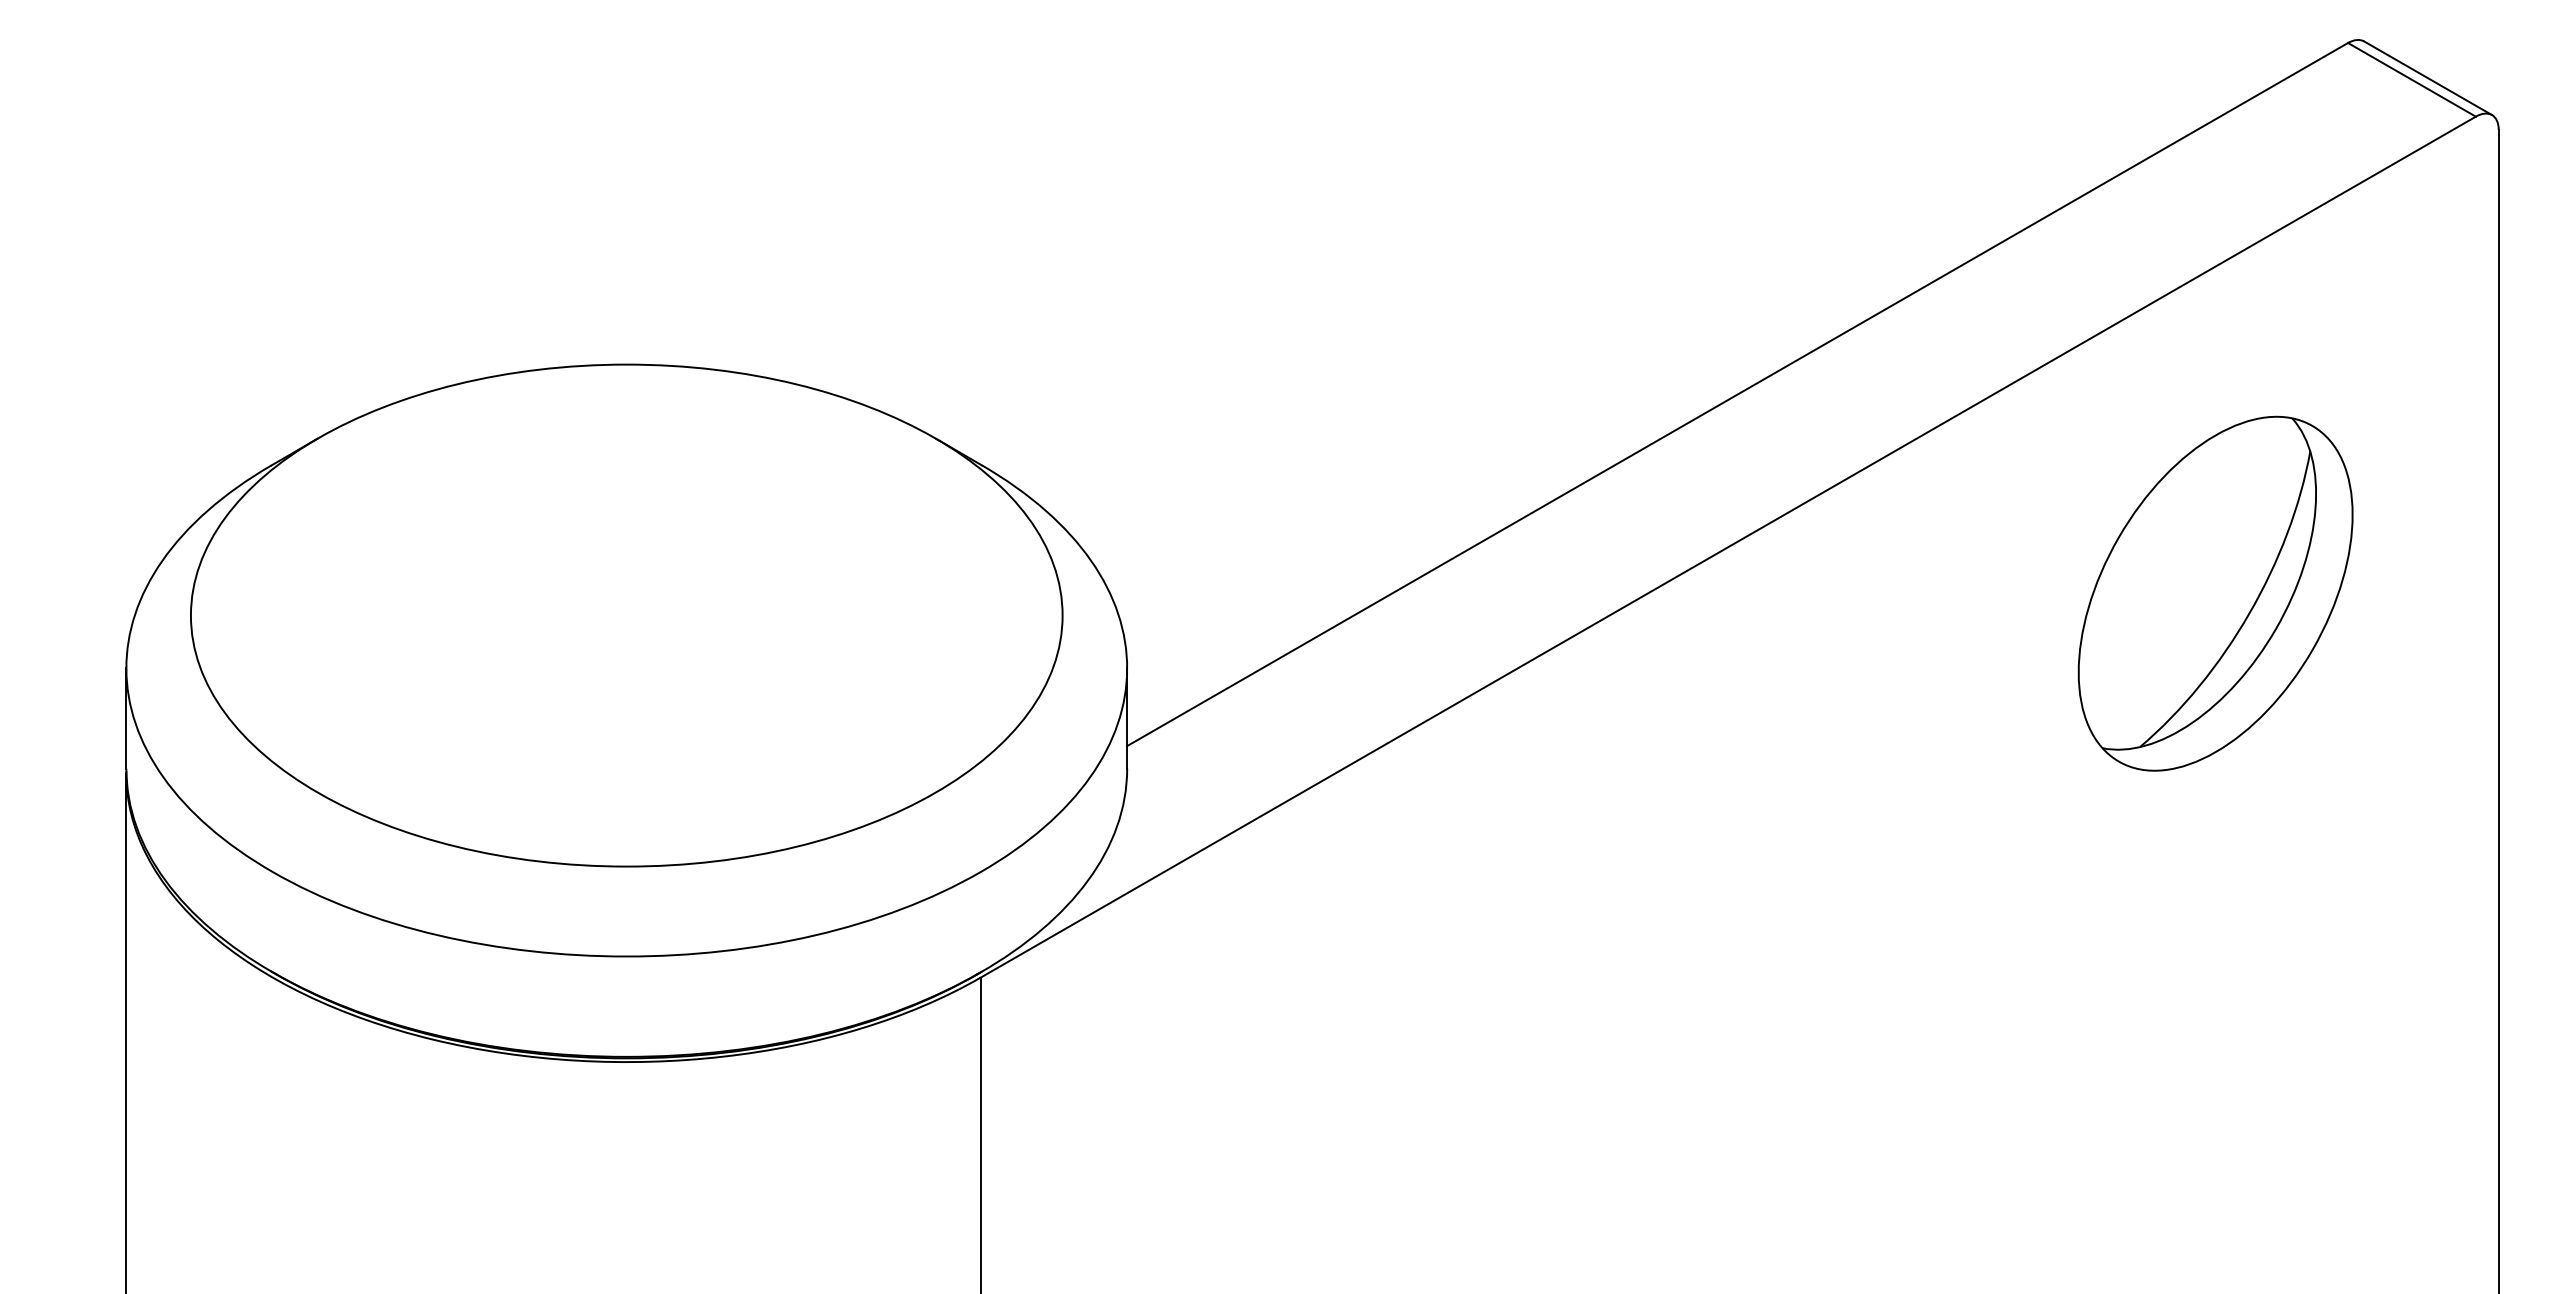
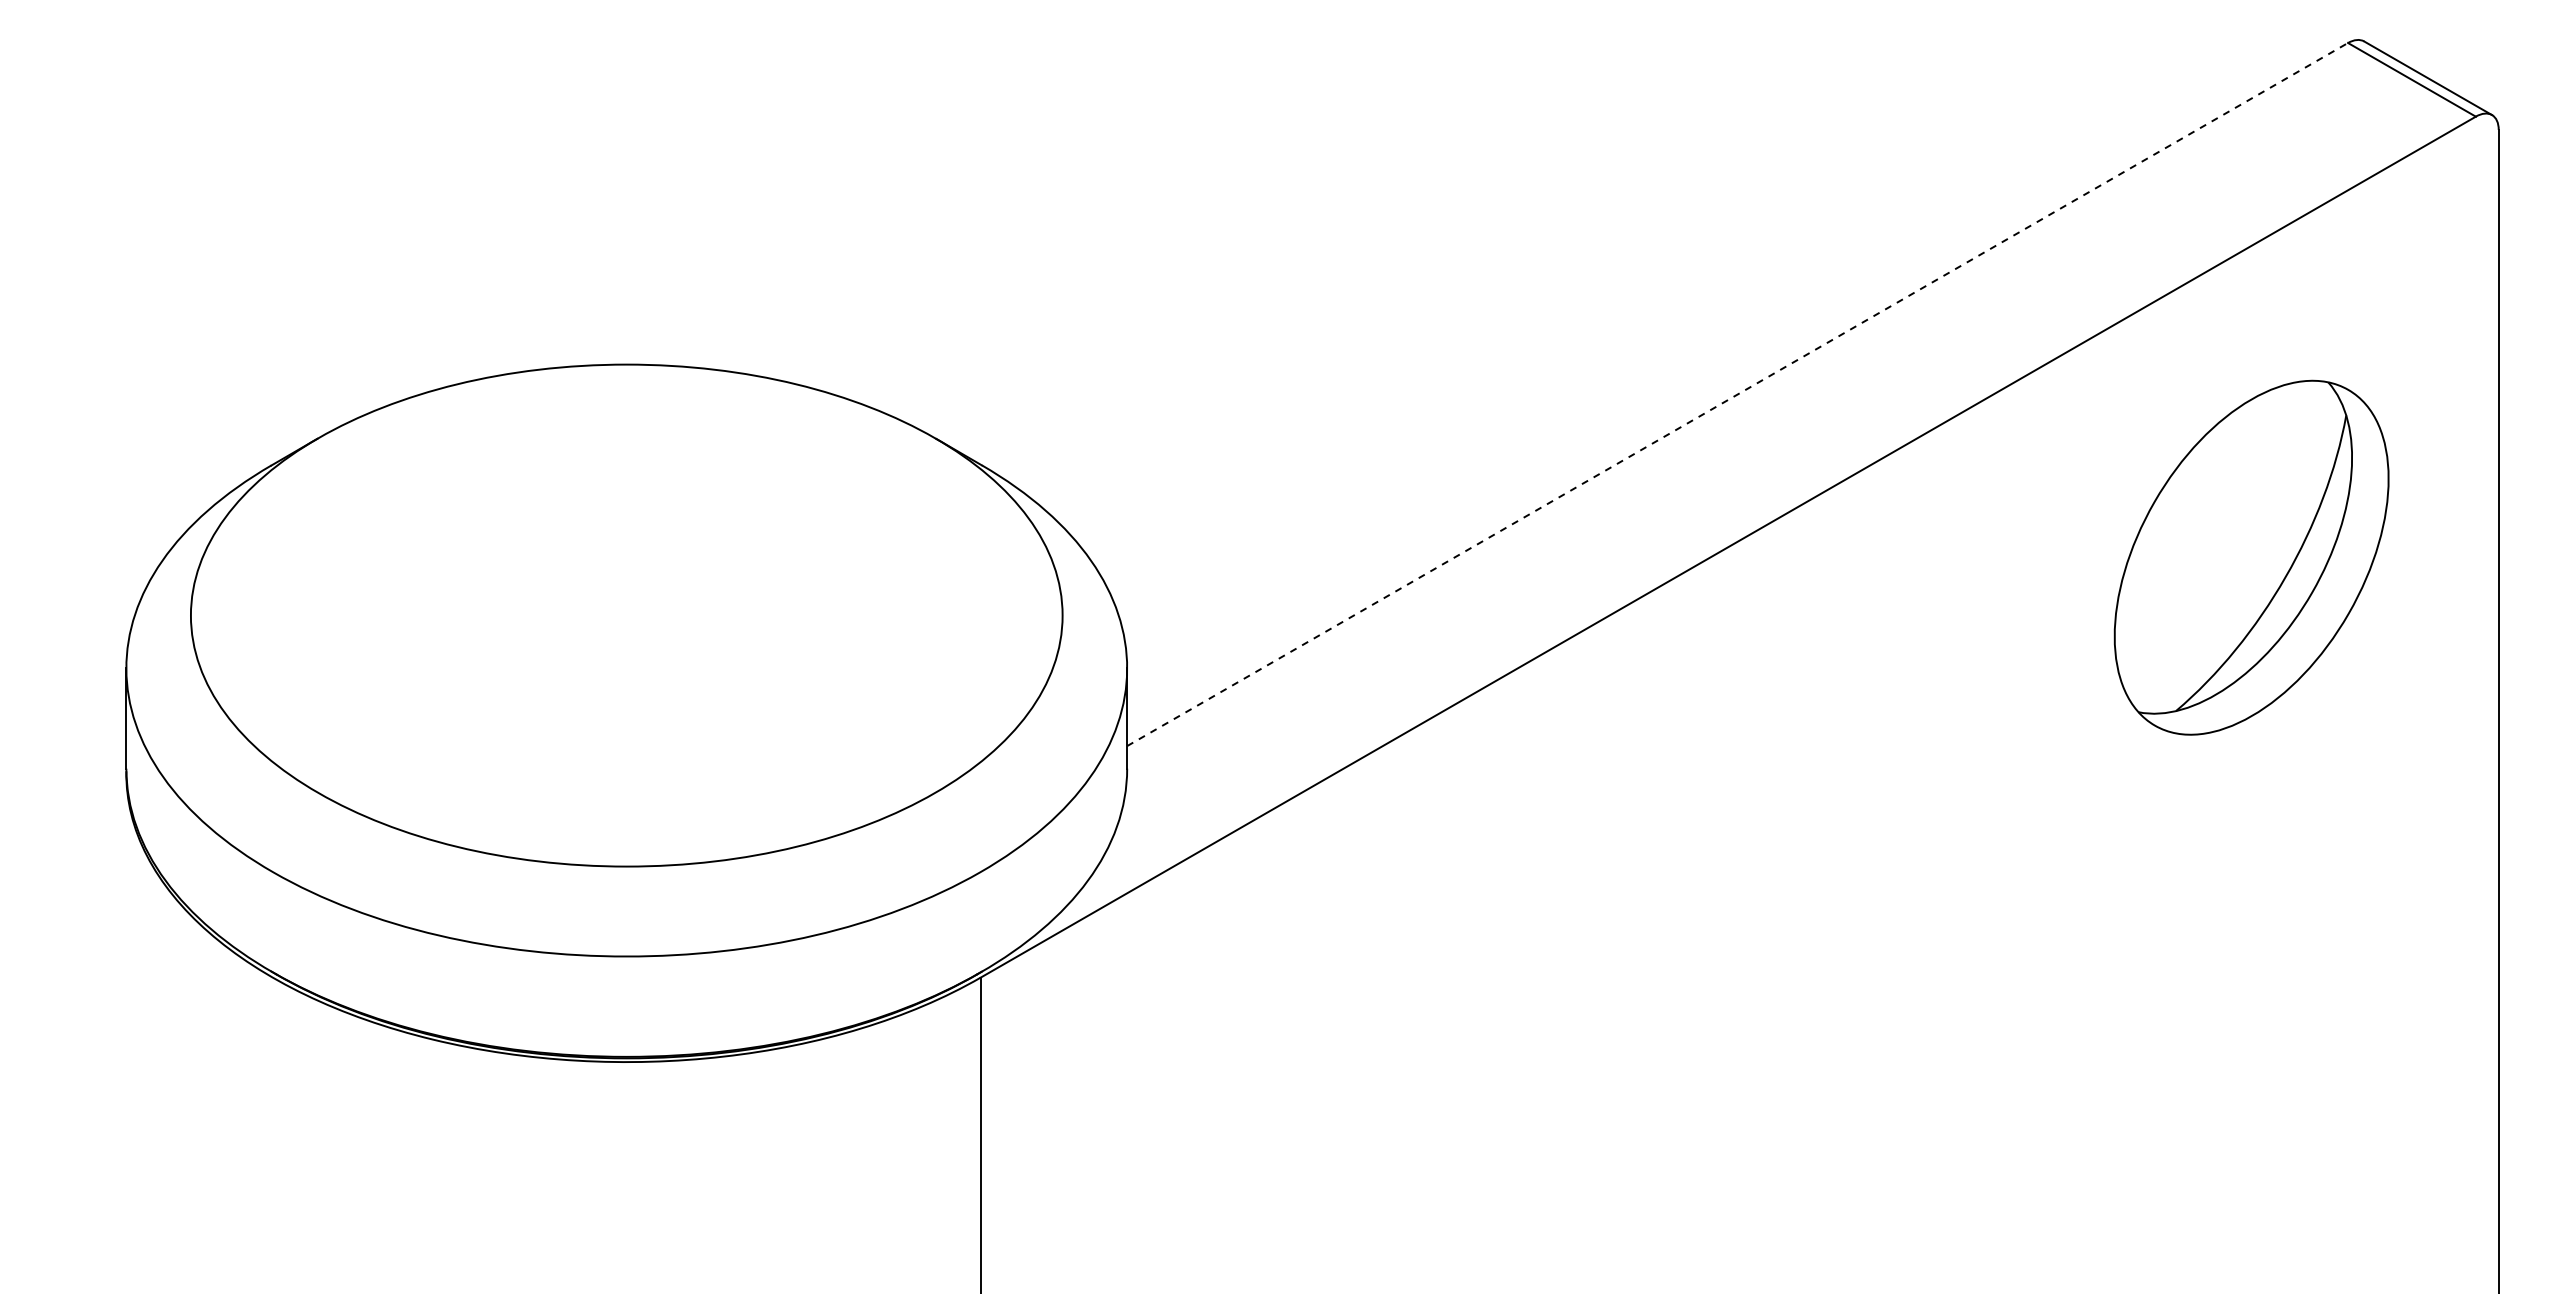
line: solid -> dashed (1738, 394)
part position: (2215, 593) -> (2251, 557) (2251, 557)
line: present -> none (126, 1031)
